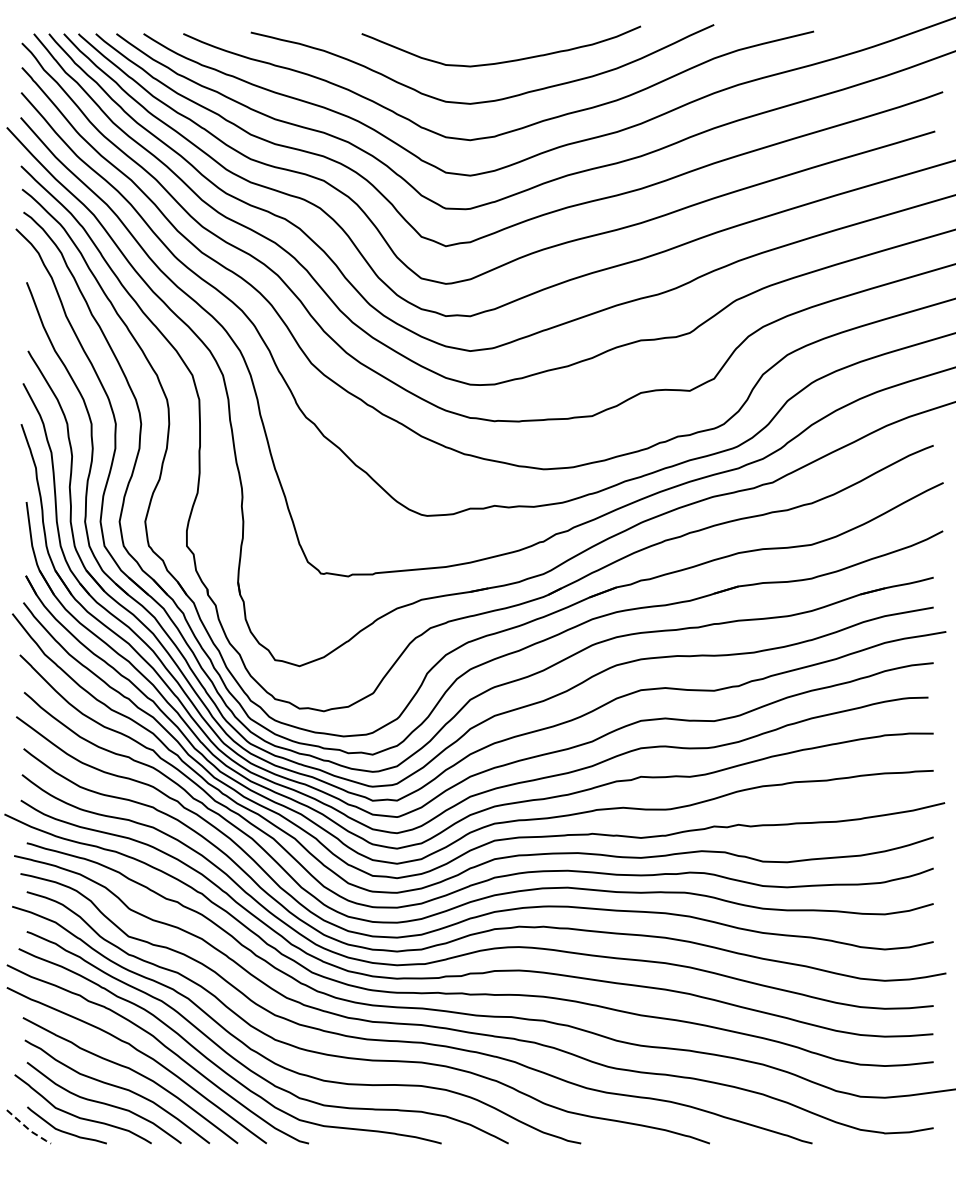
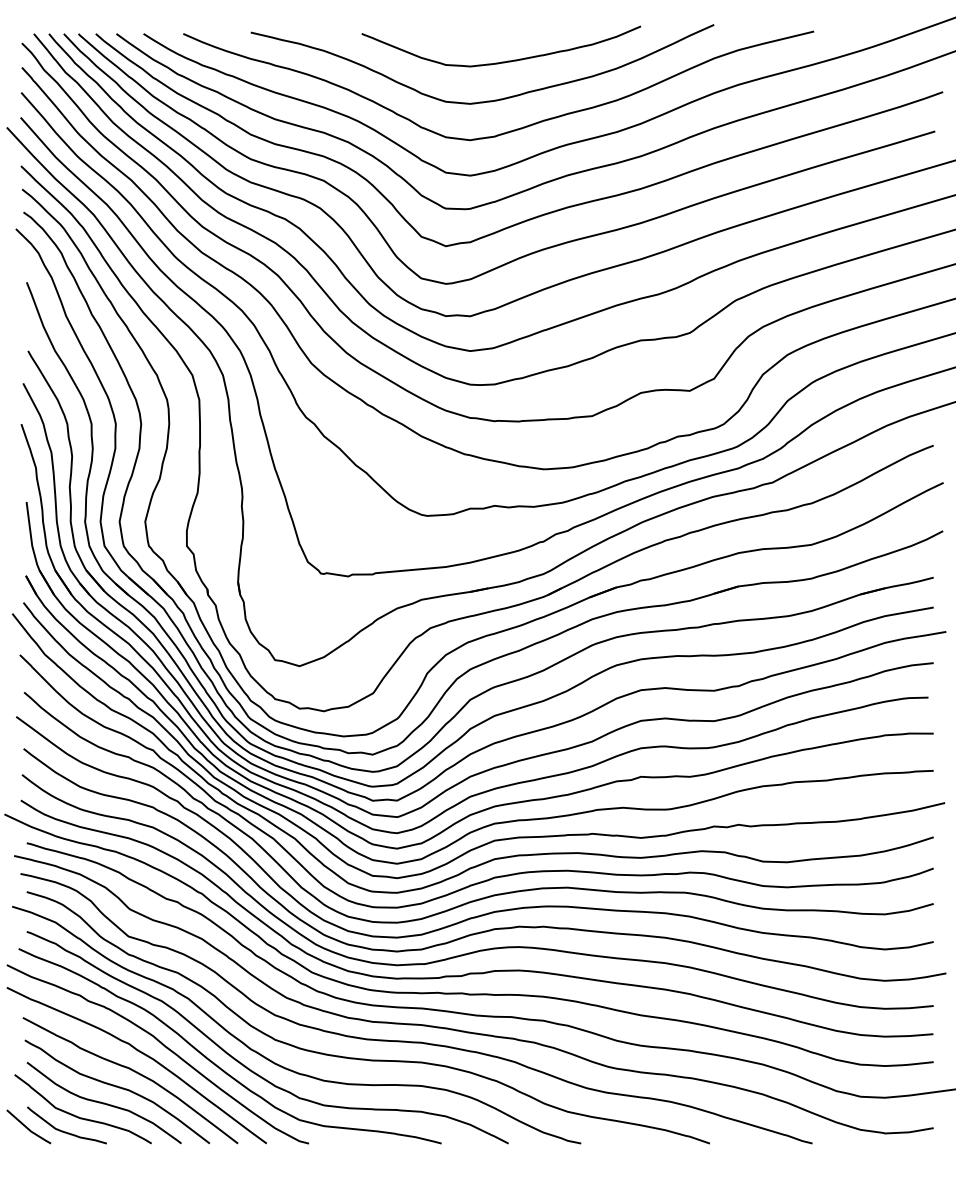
line: dashed -> solid (28, 1129)
